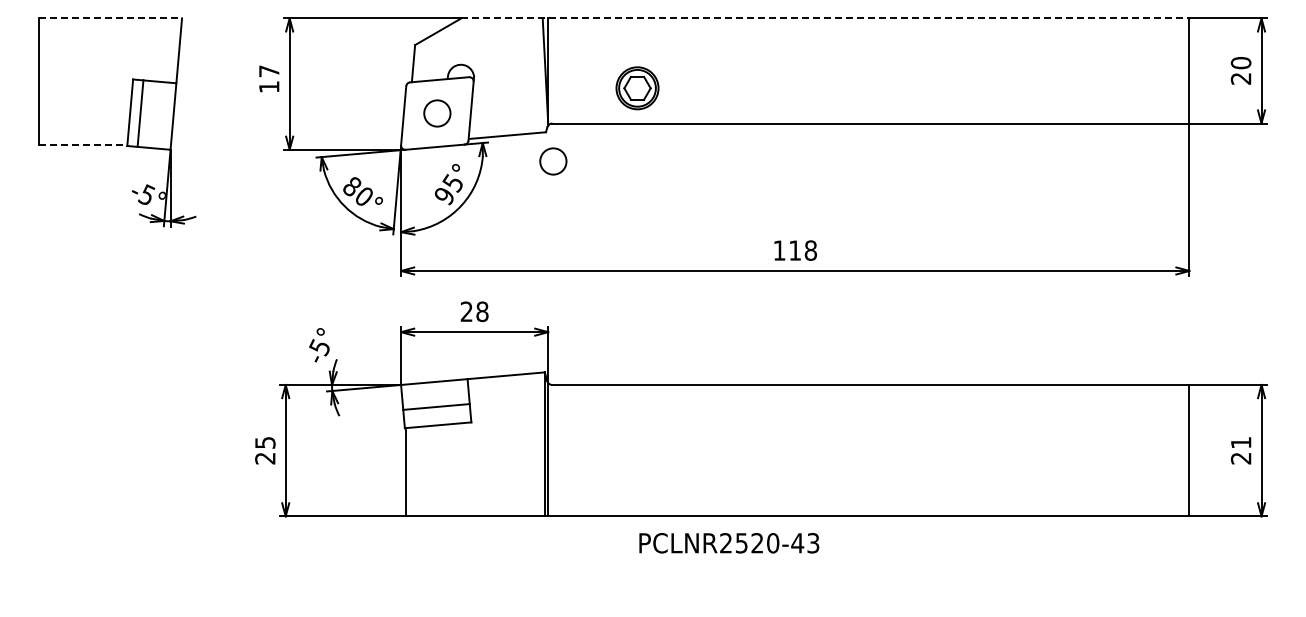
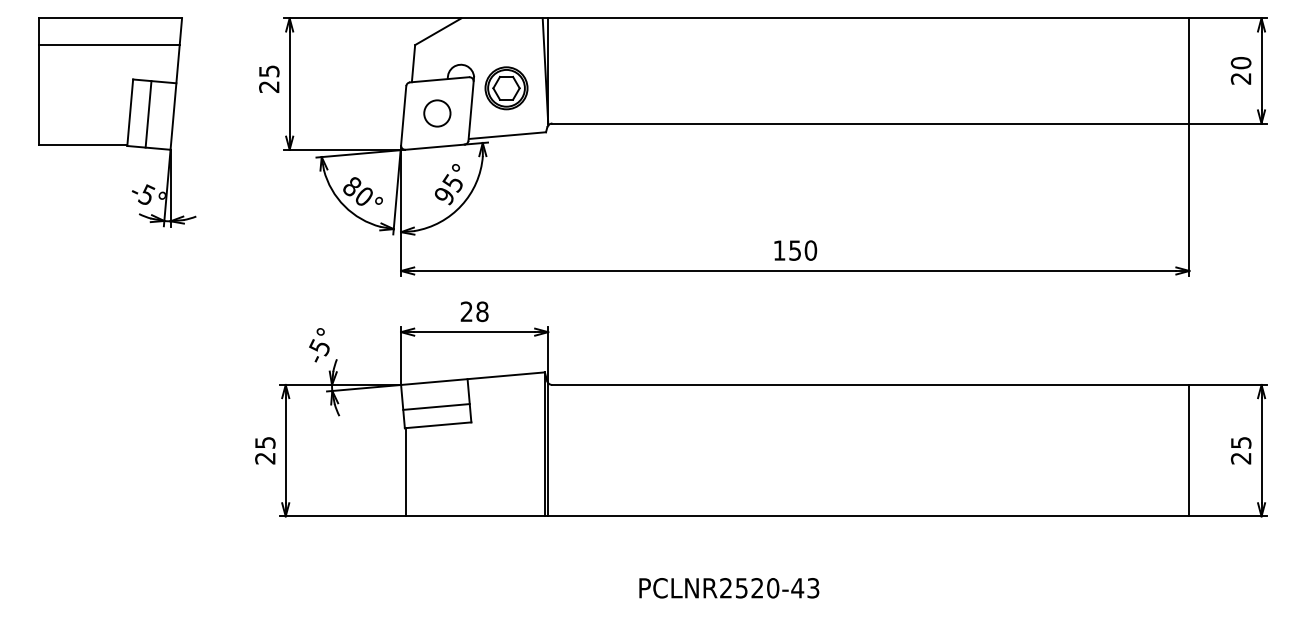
line: dashed -> solid (111, 18)
line: dashed -> solid (825, 18)
line: none -> present (109, 44)
text: 17 -> 25 (269, 78)
part position: (637, 88) -> (506, 88) (506, 88)
line position: (140, 113) -> (148, 114) (148, 114)
line: dashed -> solid (83, 144)
circle: present -> none (553, 161)
text: 118 -> 150 (803, 250)
text: 21 -> 25 (1241, 442)
text position: (729, 543) -> (729, 588) (729, 588)
